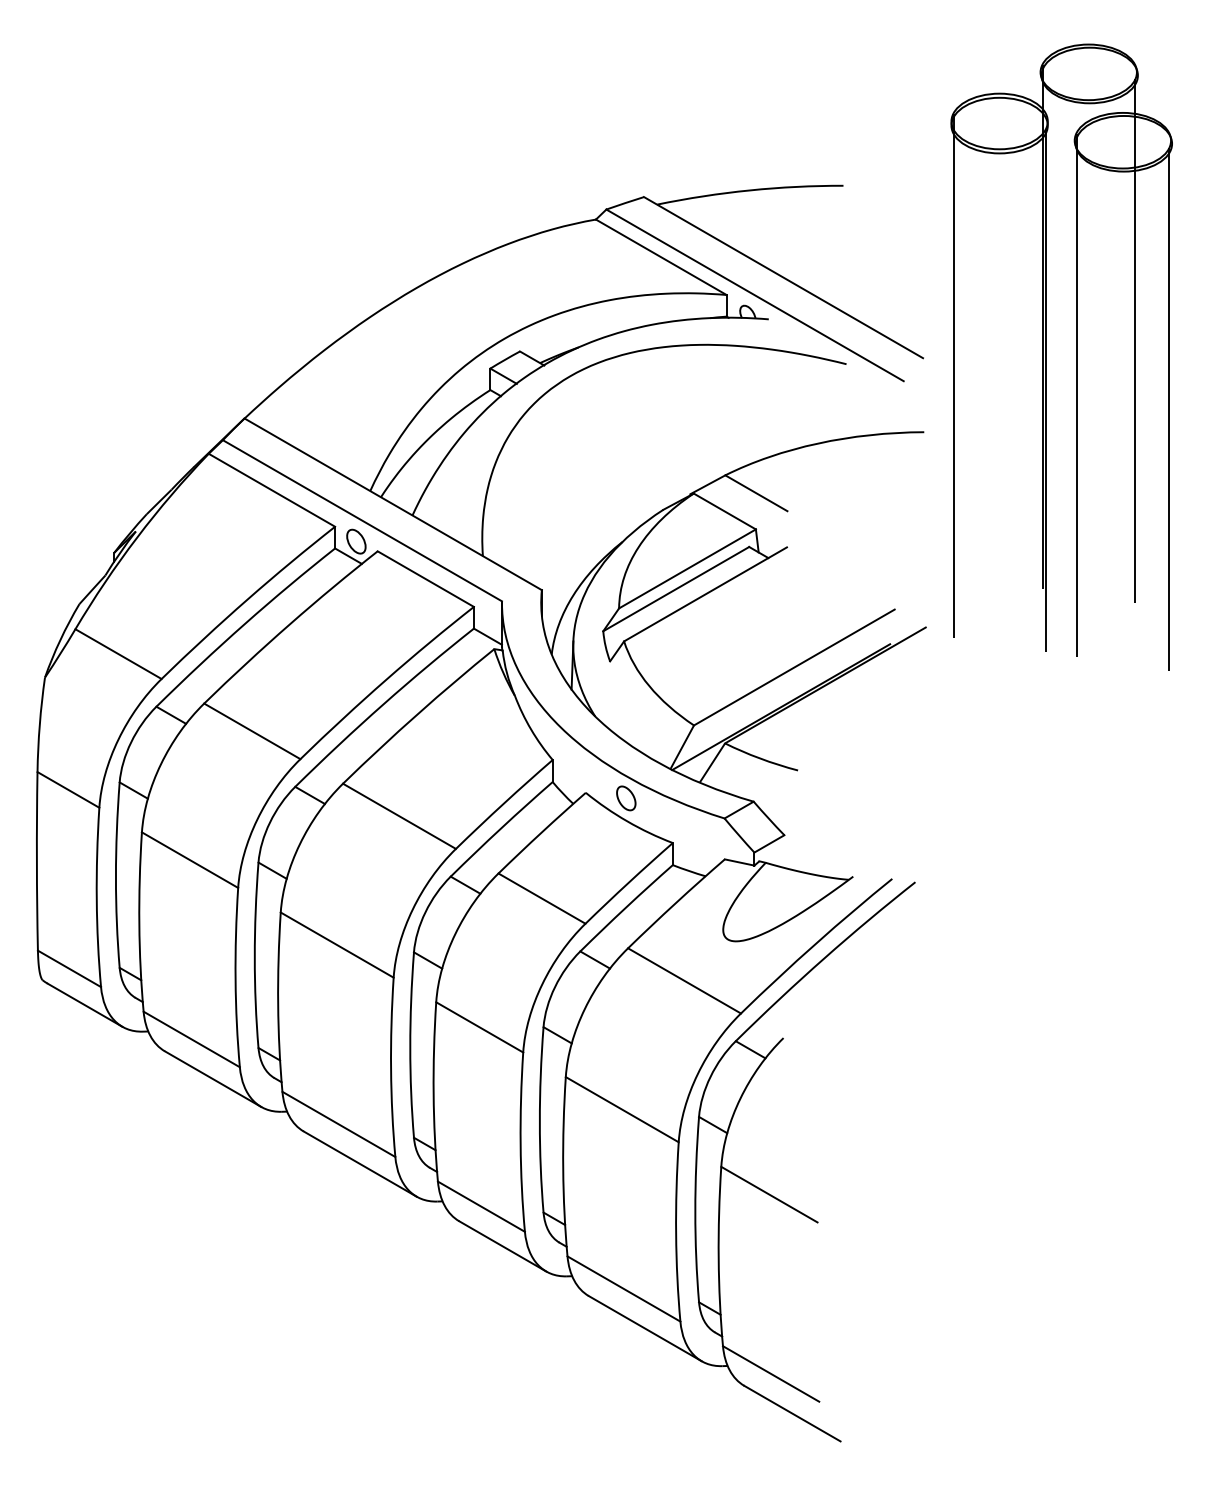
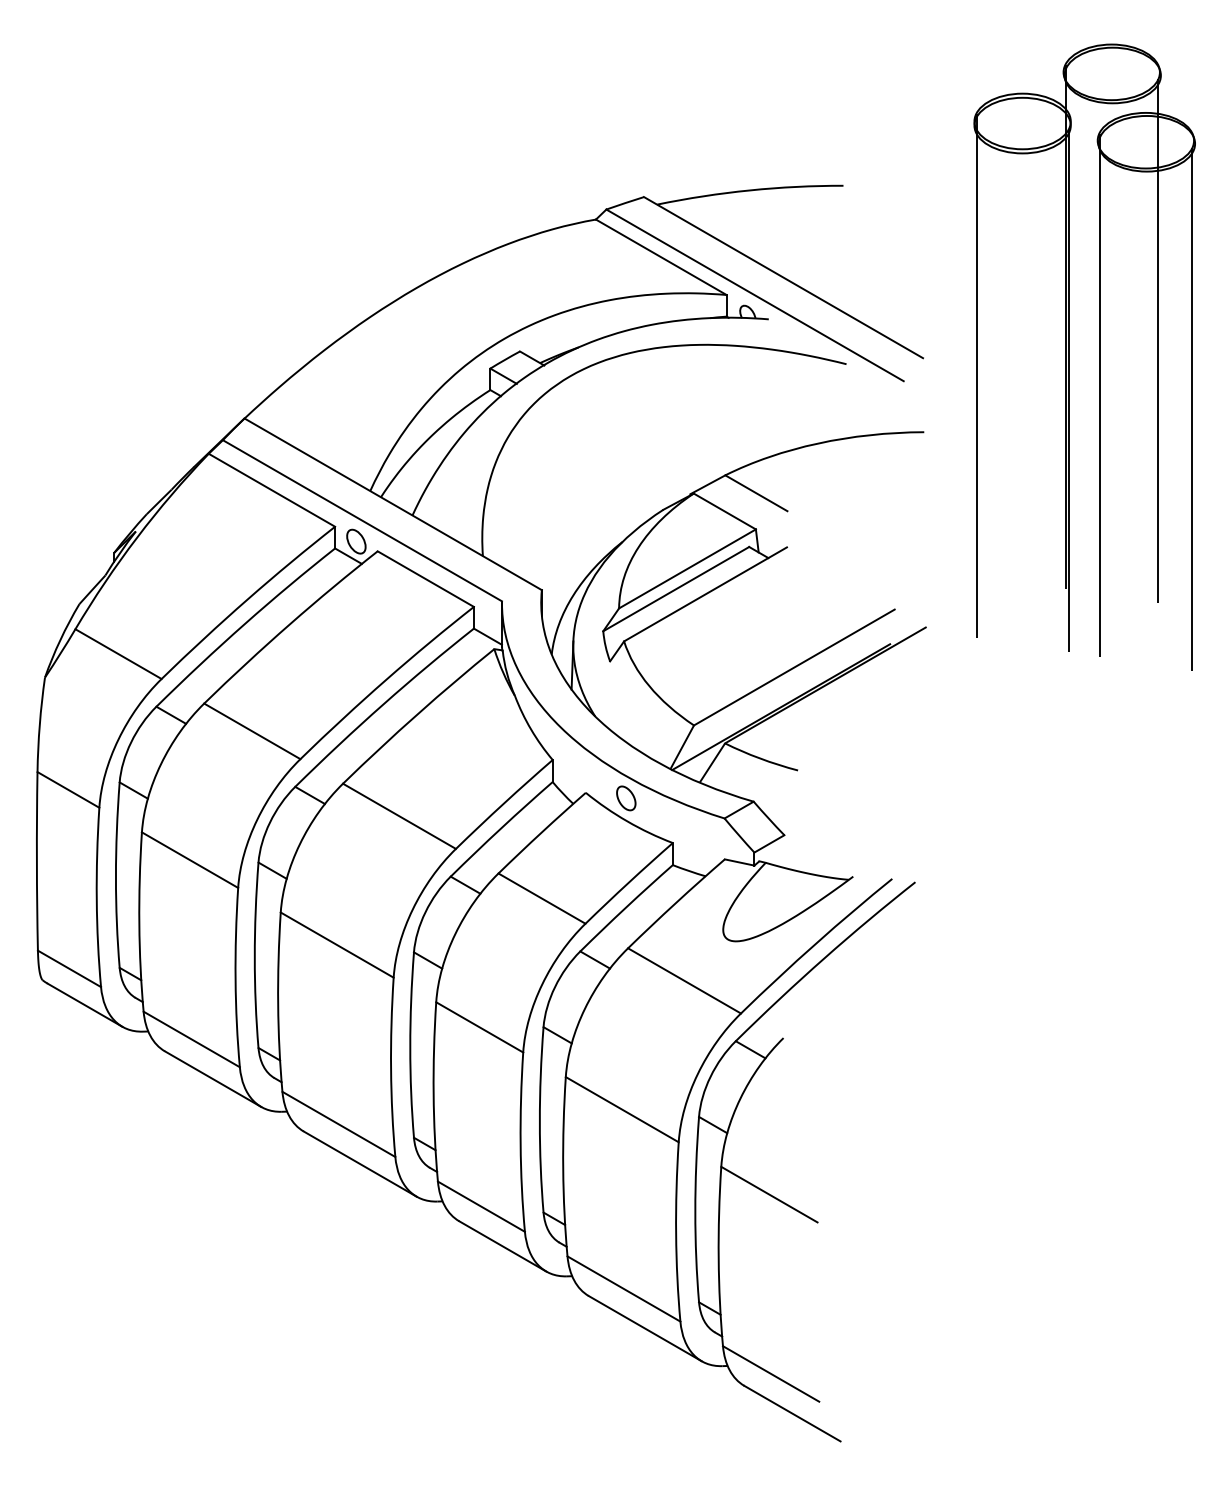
part position: (1046, 356) -> (1069, 356) (1069, 356)
